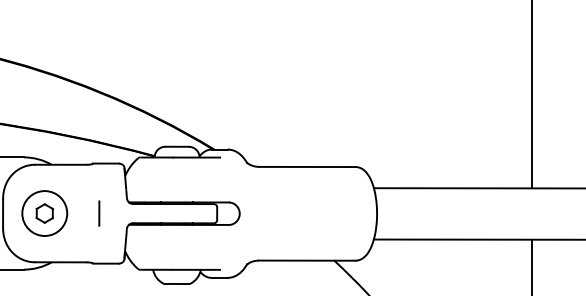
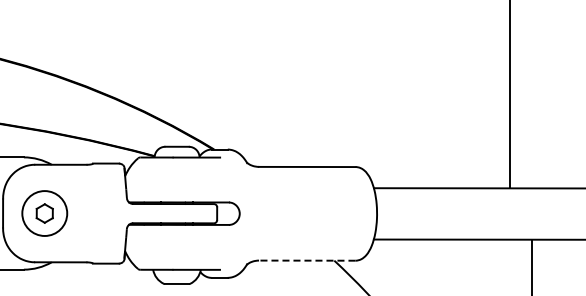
line position: (532, 95) -> (510, 95) (510, 95)
line: present -> none (99, 213)
line: solid -> dashed (306, 260)
